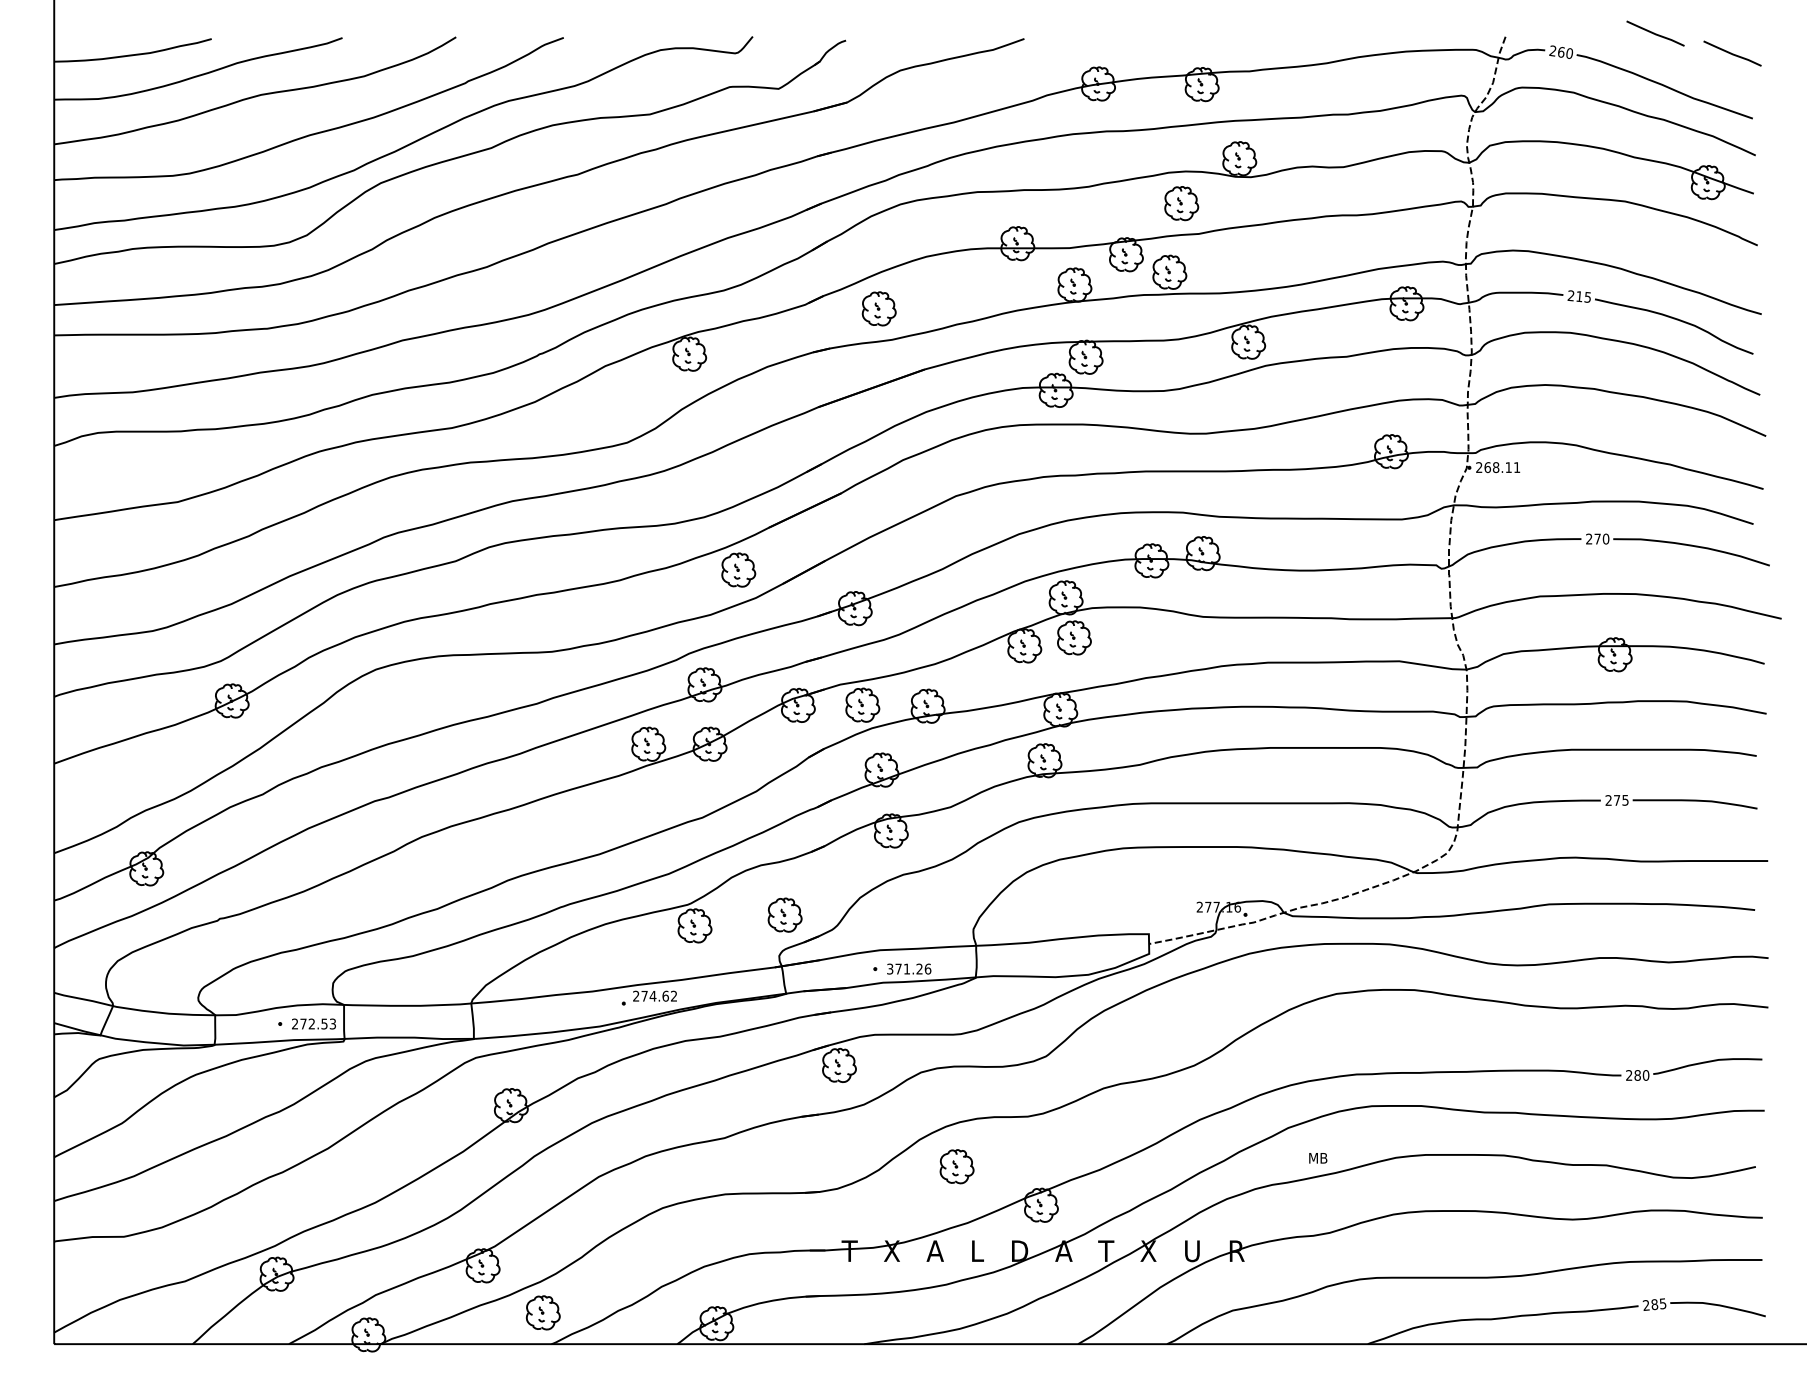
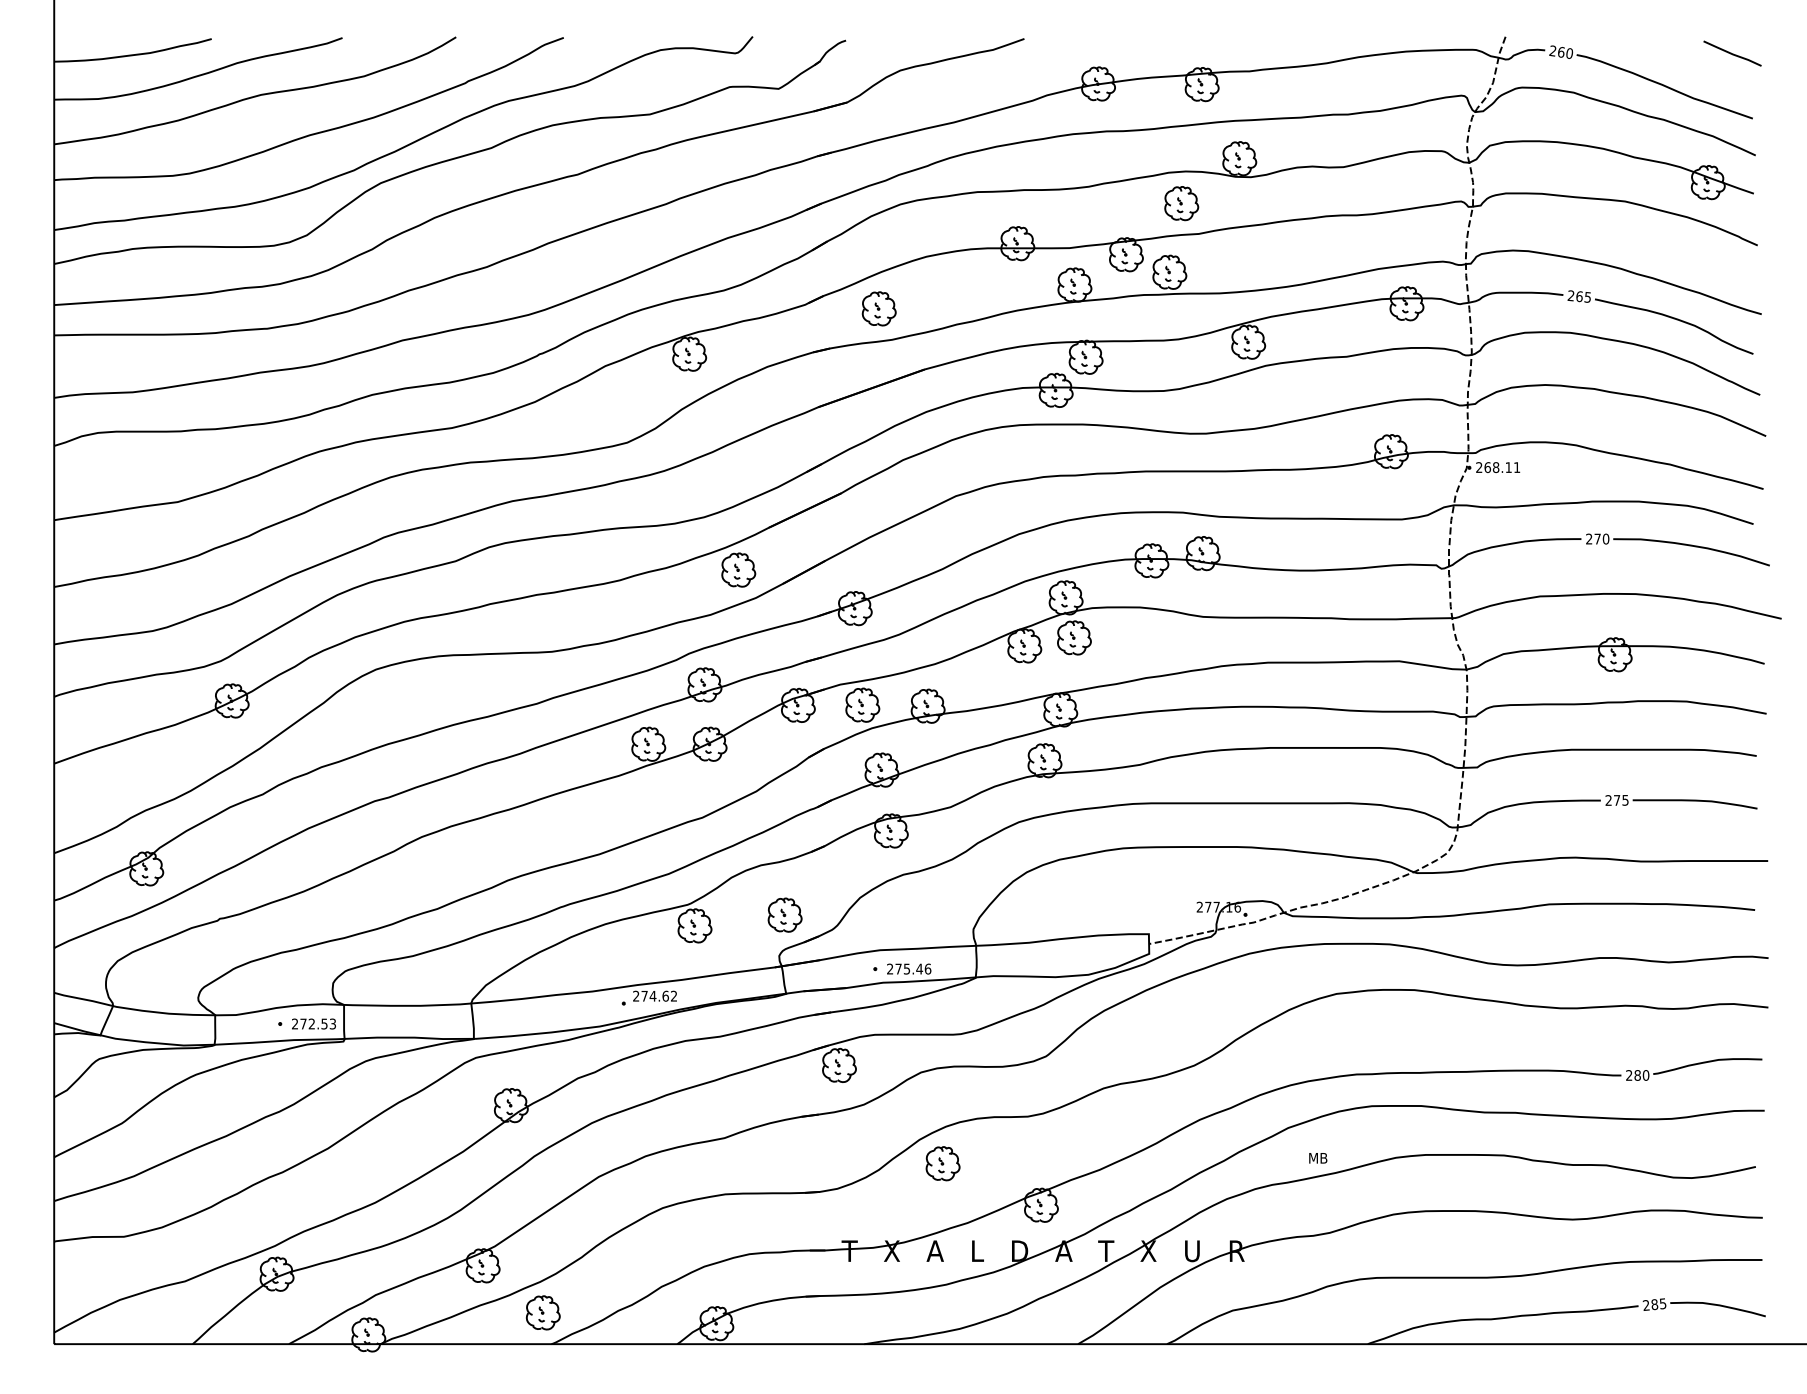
line: present -> none (1655, 33)
text: 215 -> 265 (1579, 296)
text: 371.26 -> 275.46 (905, 968)
part position: (956, 1166) -> (942, 1163) (942, 1163)
